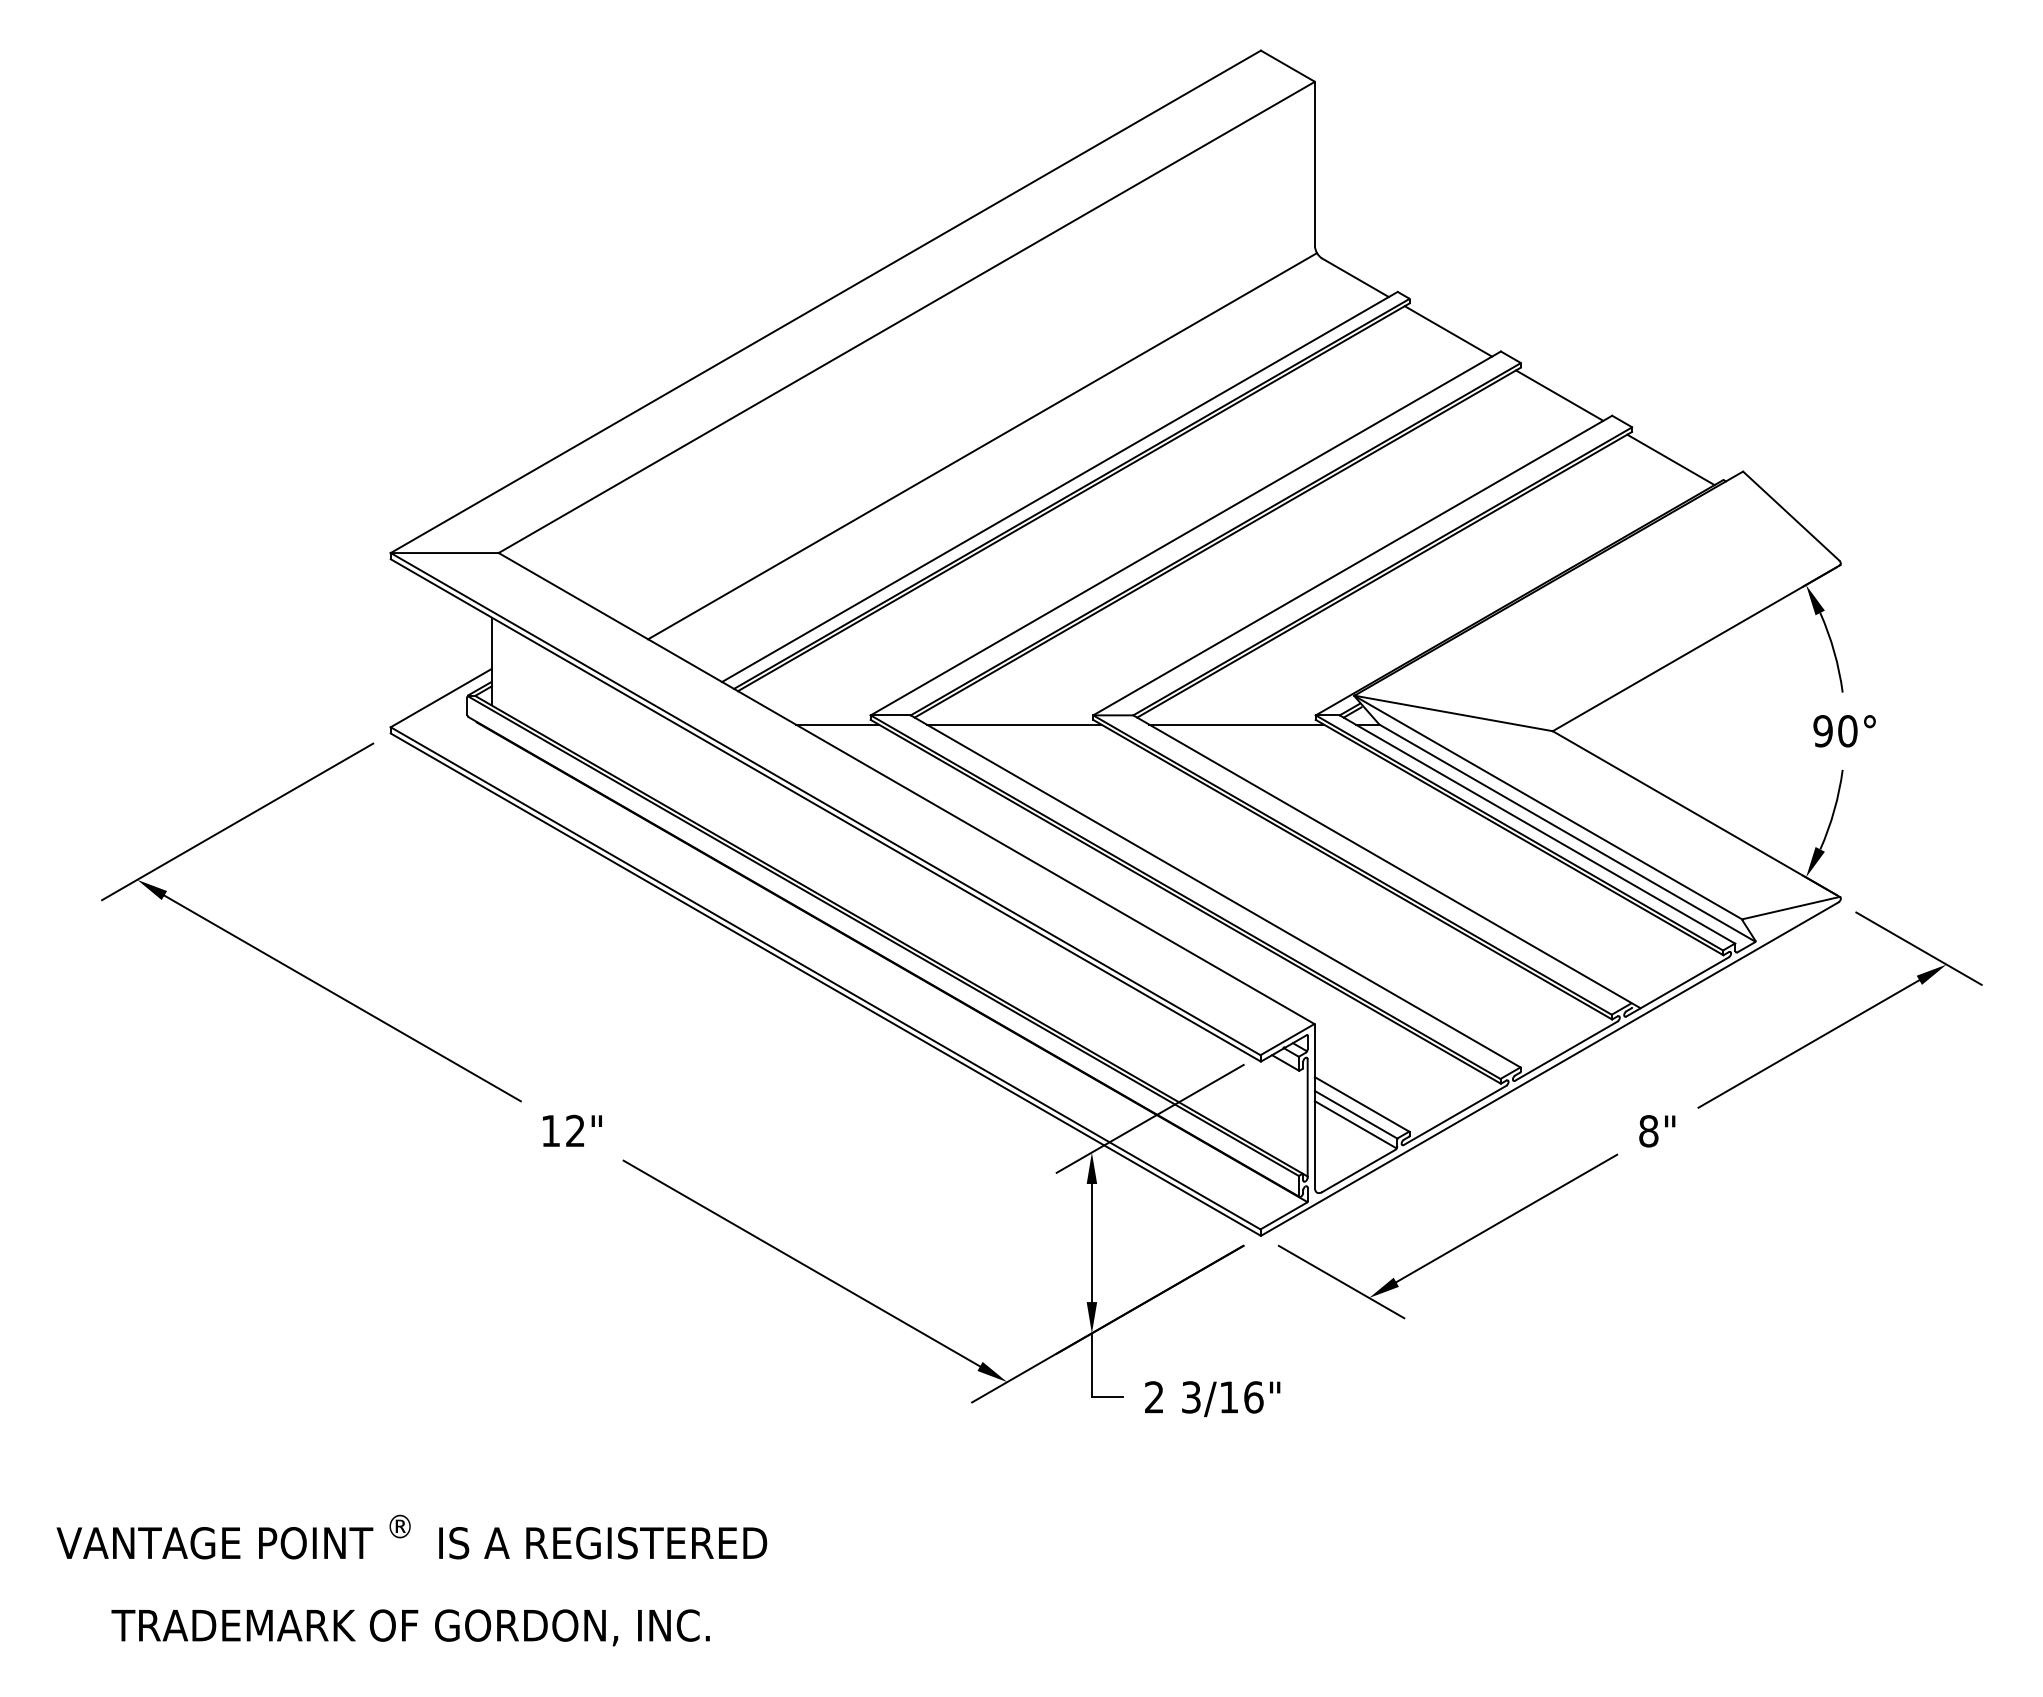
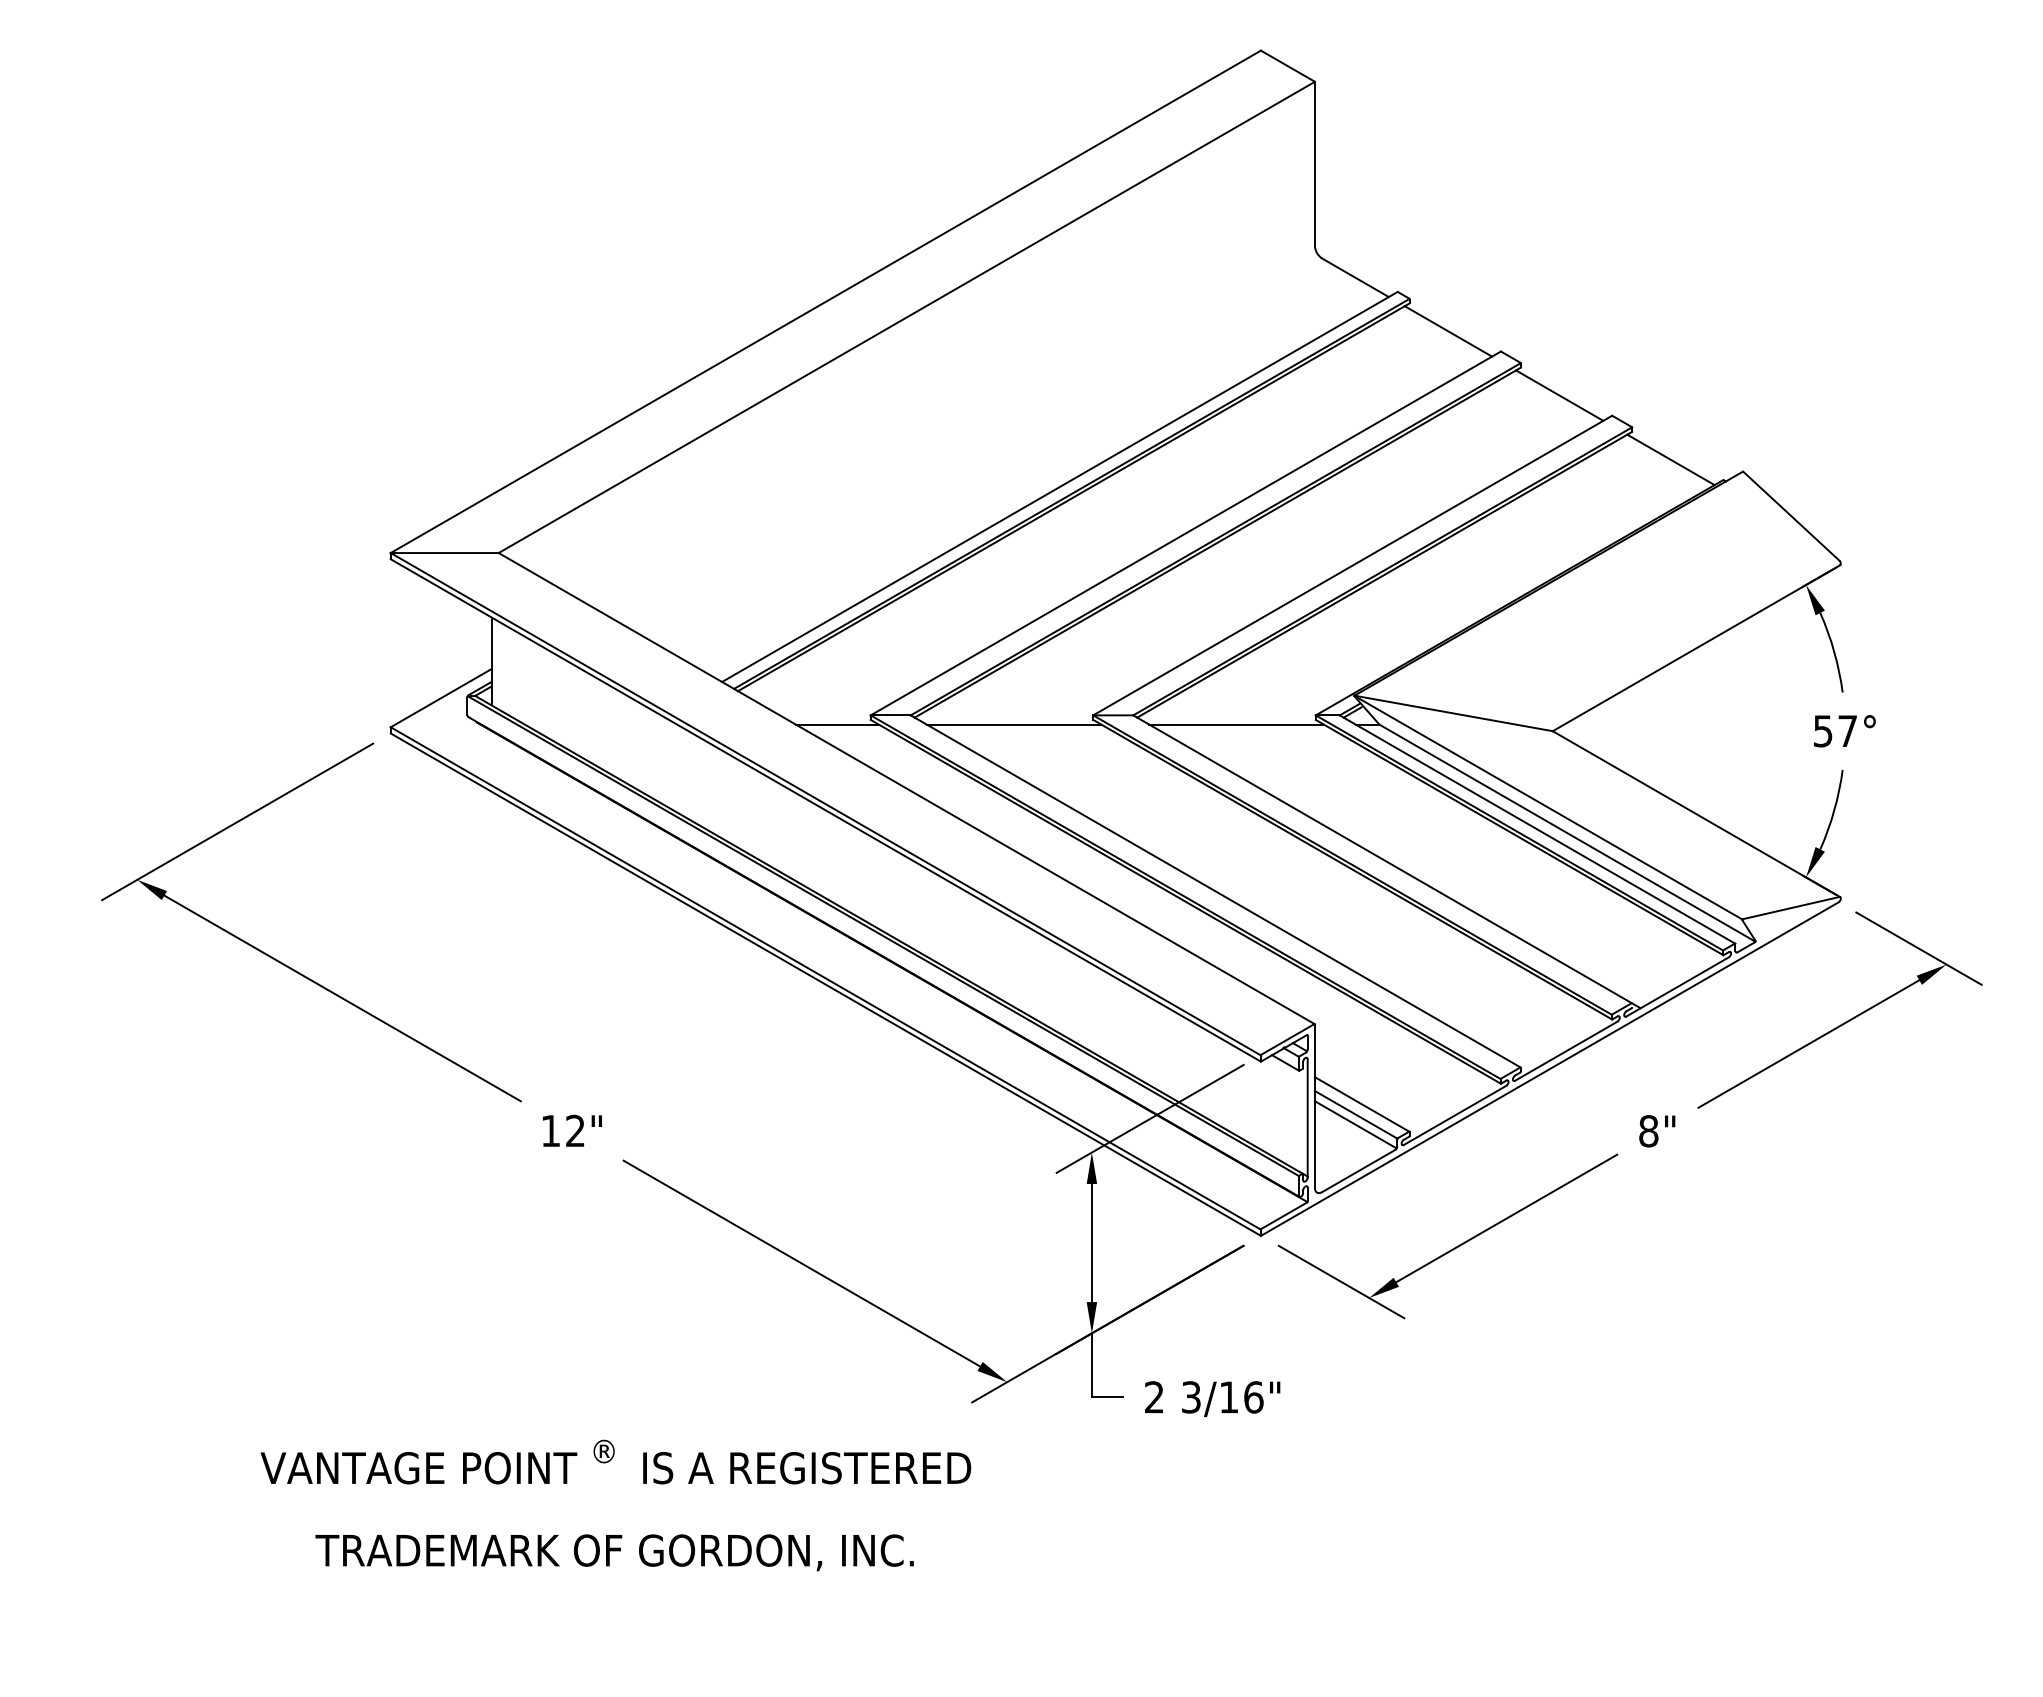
line: present -> none (982, 446)
text: 90° -> 57° (1835, 731)
text position: (411, 1580) -> (615, 1505) (615, 1505)
